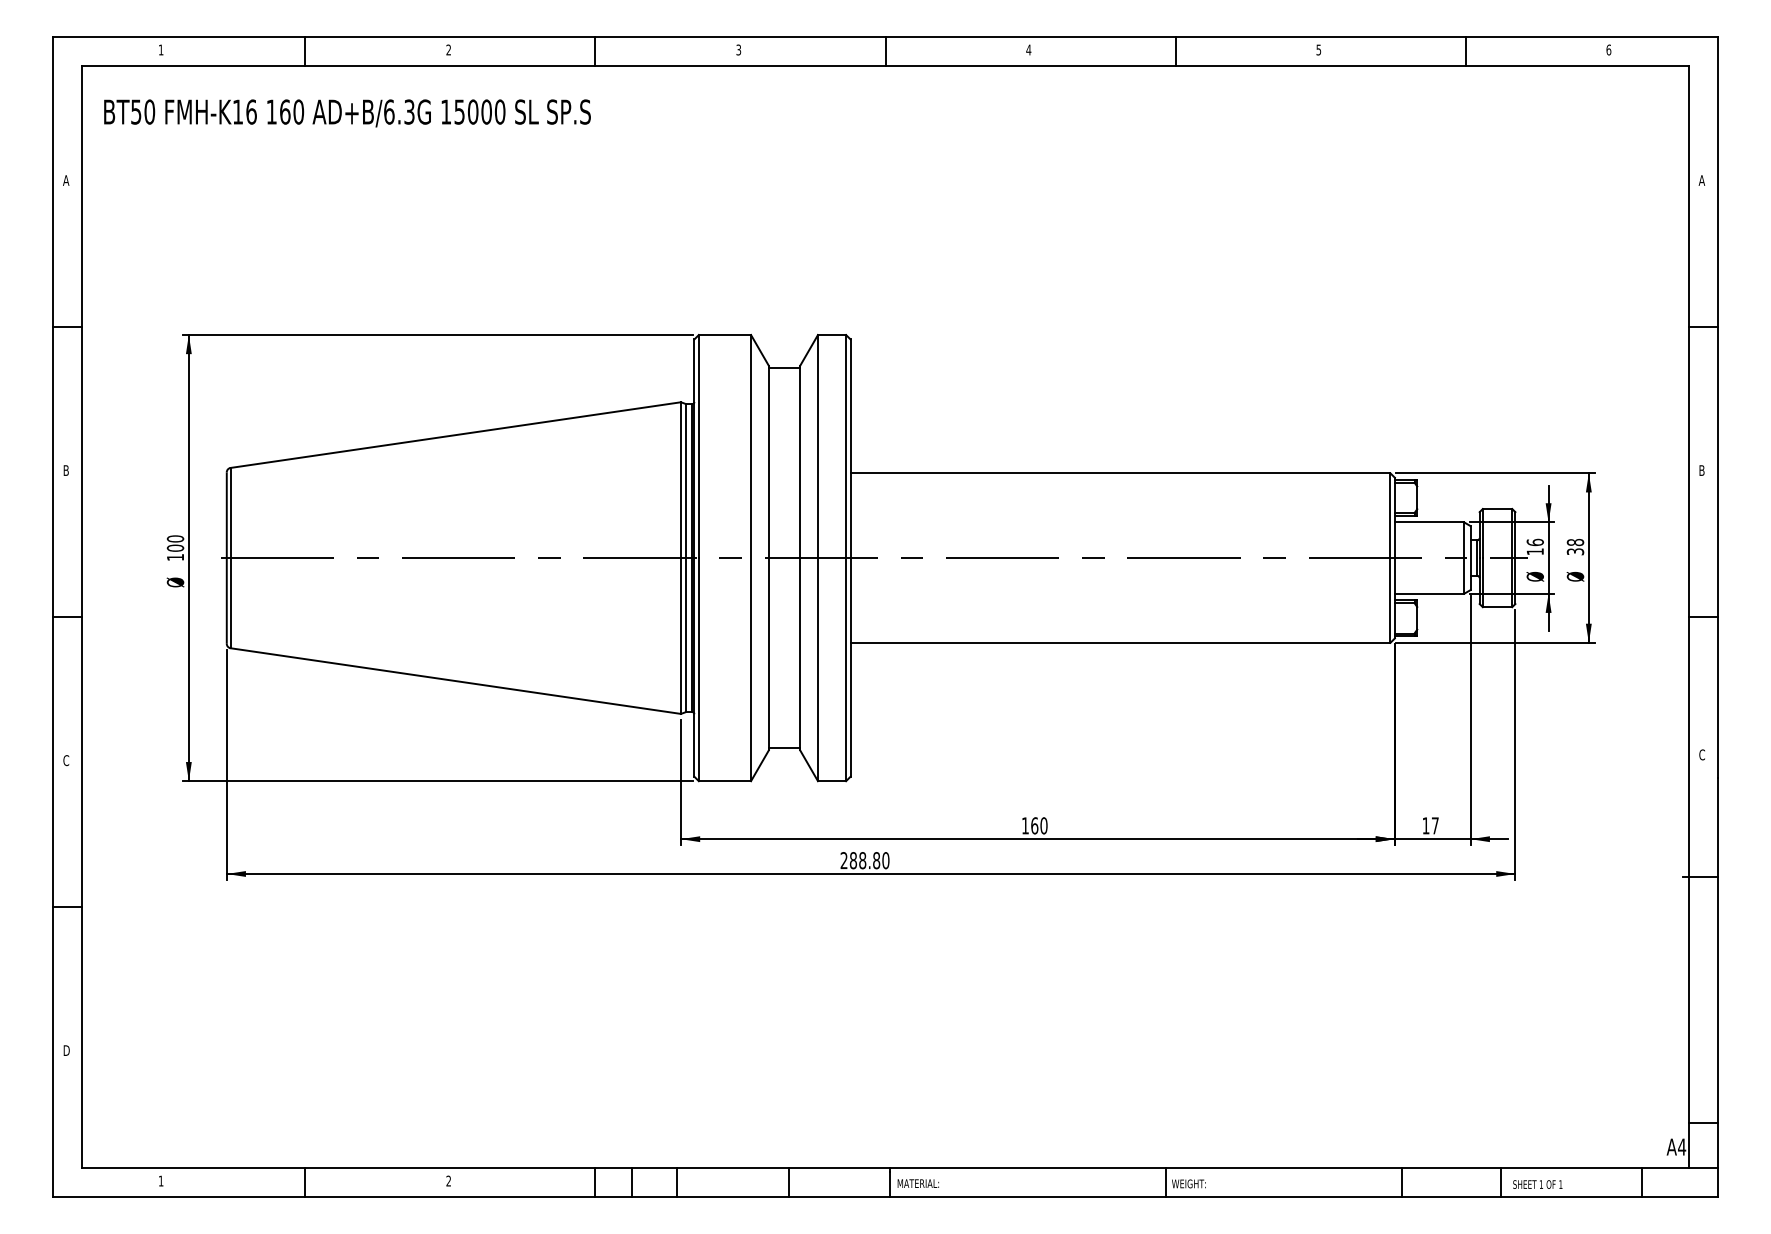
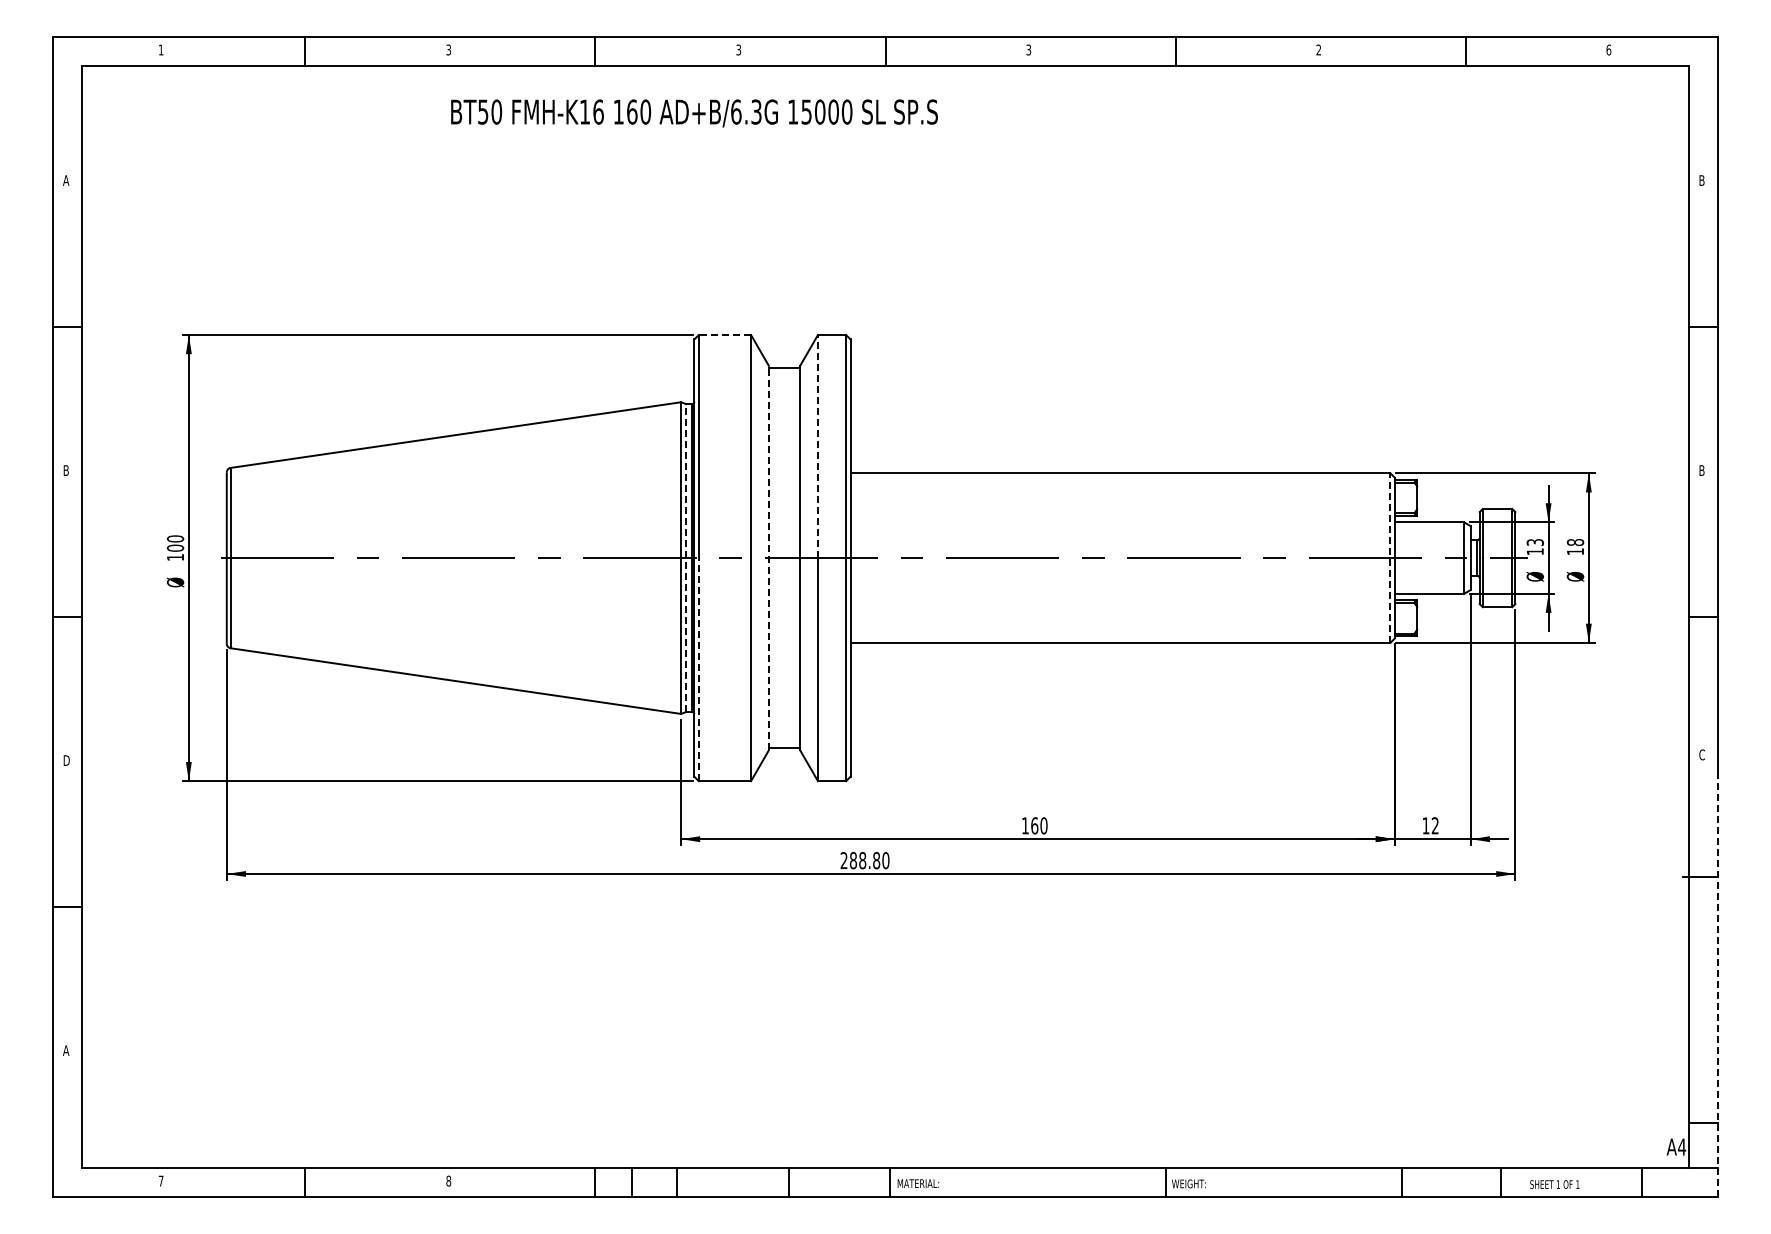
text: 4 -> 3 (1028, 49)
text: 5 -> 2 (1318, 49)
text: 2 -> 3 (448, 50)
text position: (347, 113) -> (694, 113) (694, 113)
text: A -> B (1701, 180)
line: solid -> dashed (724, 335)
line: solid -> dashed (817, 446)
text: 16 -> 13 (1534, 542)
text: 38 -> 18 (1575, 551)
line: solid -> dashed (768, 557)
line: solid -> dashed (686, 558)
line: solid -> dashed (1390, 558)
line: solid -> dashed (698, 669)
text: C -> D (66, 760)
text: 17 -> 12 (1434, 825)
line: solid -> dashed (1717, 987)
text: D -> A (66, 1050)
text: 1 -> 7 (160, 1180)
text: 2 -> 8 (448, 1180)
text position: (1537, 1184) -> (1554, 1184) (1554, 1184)
